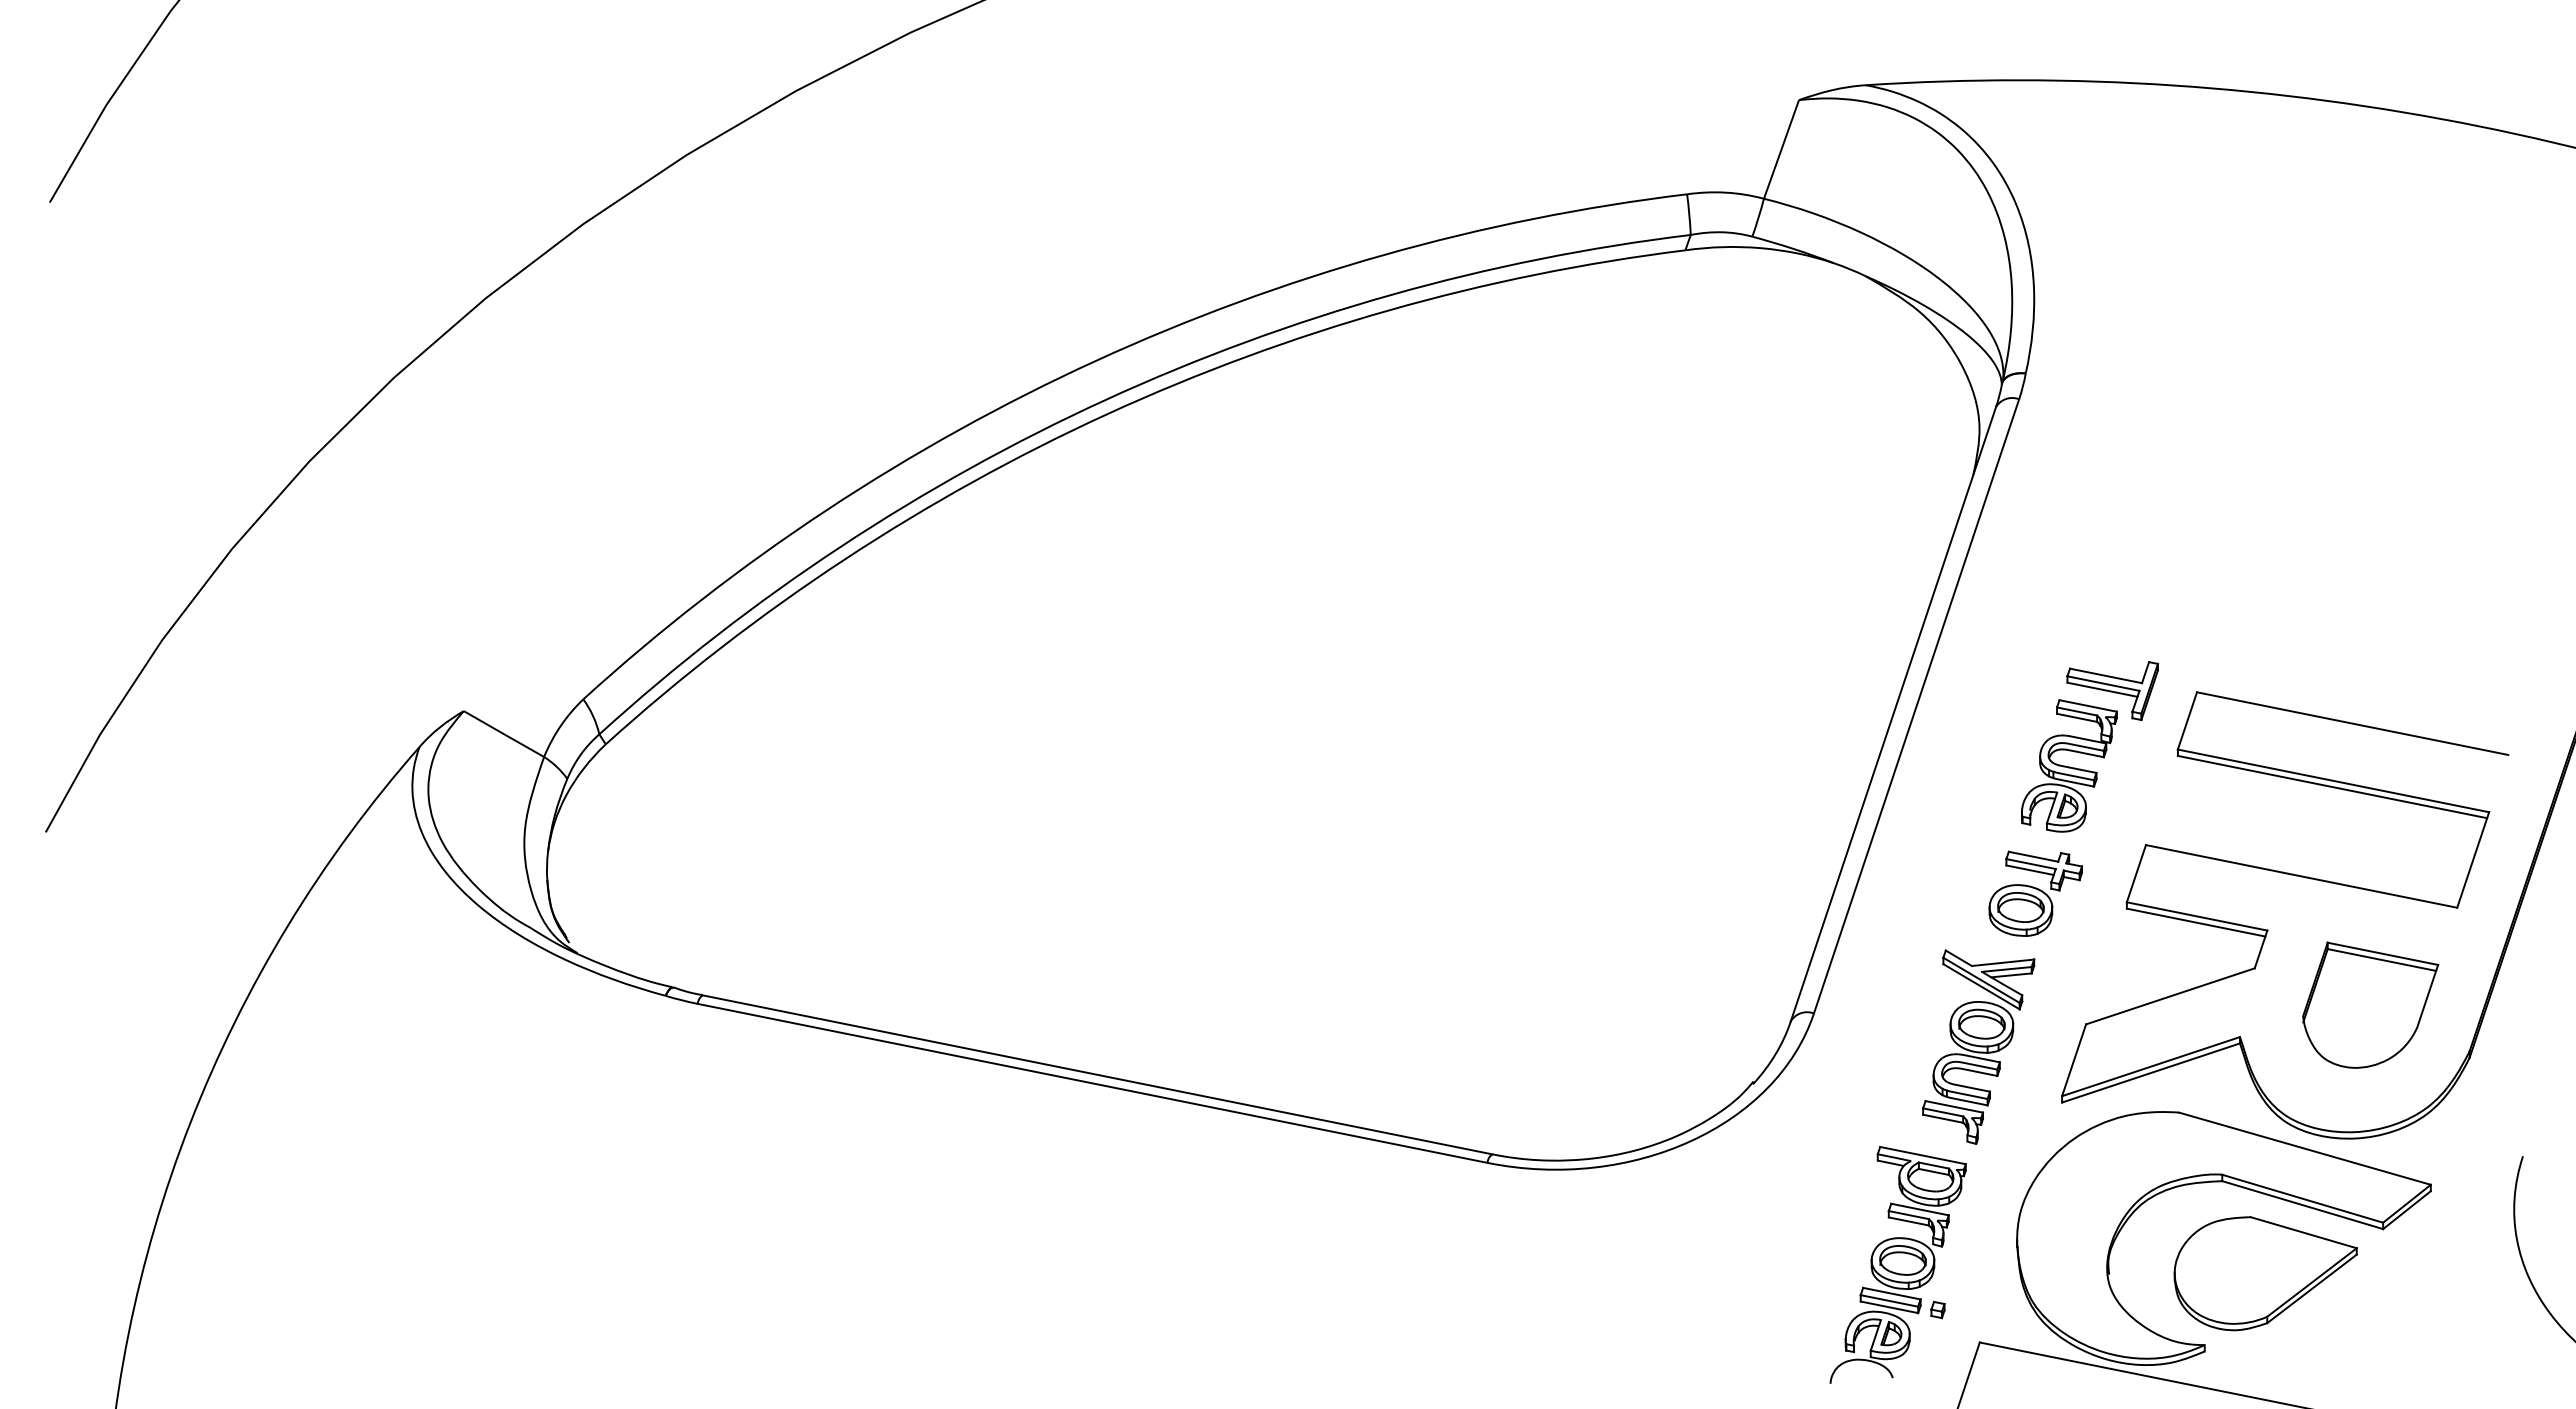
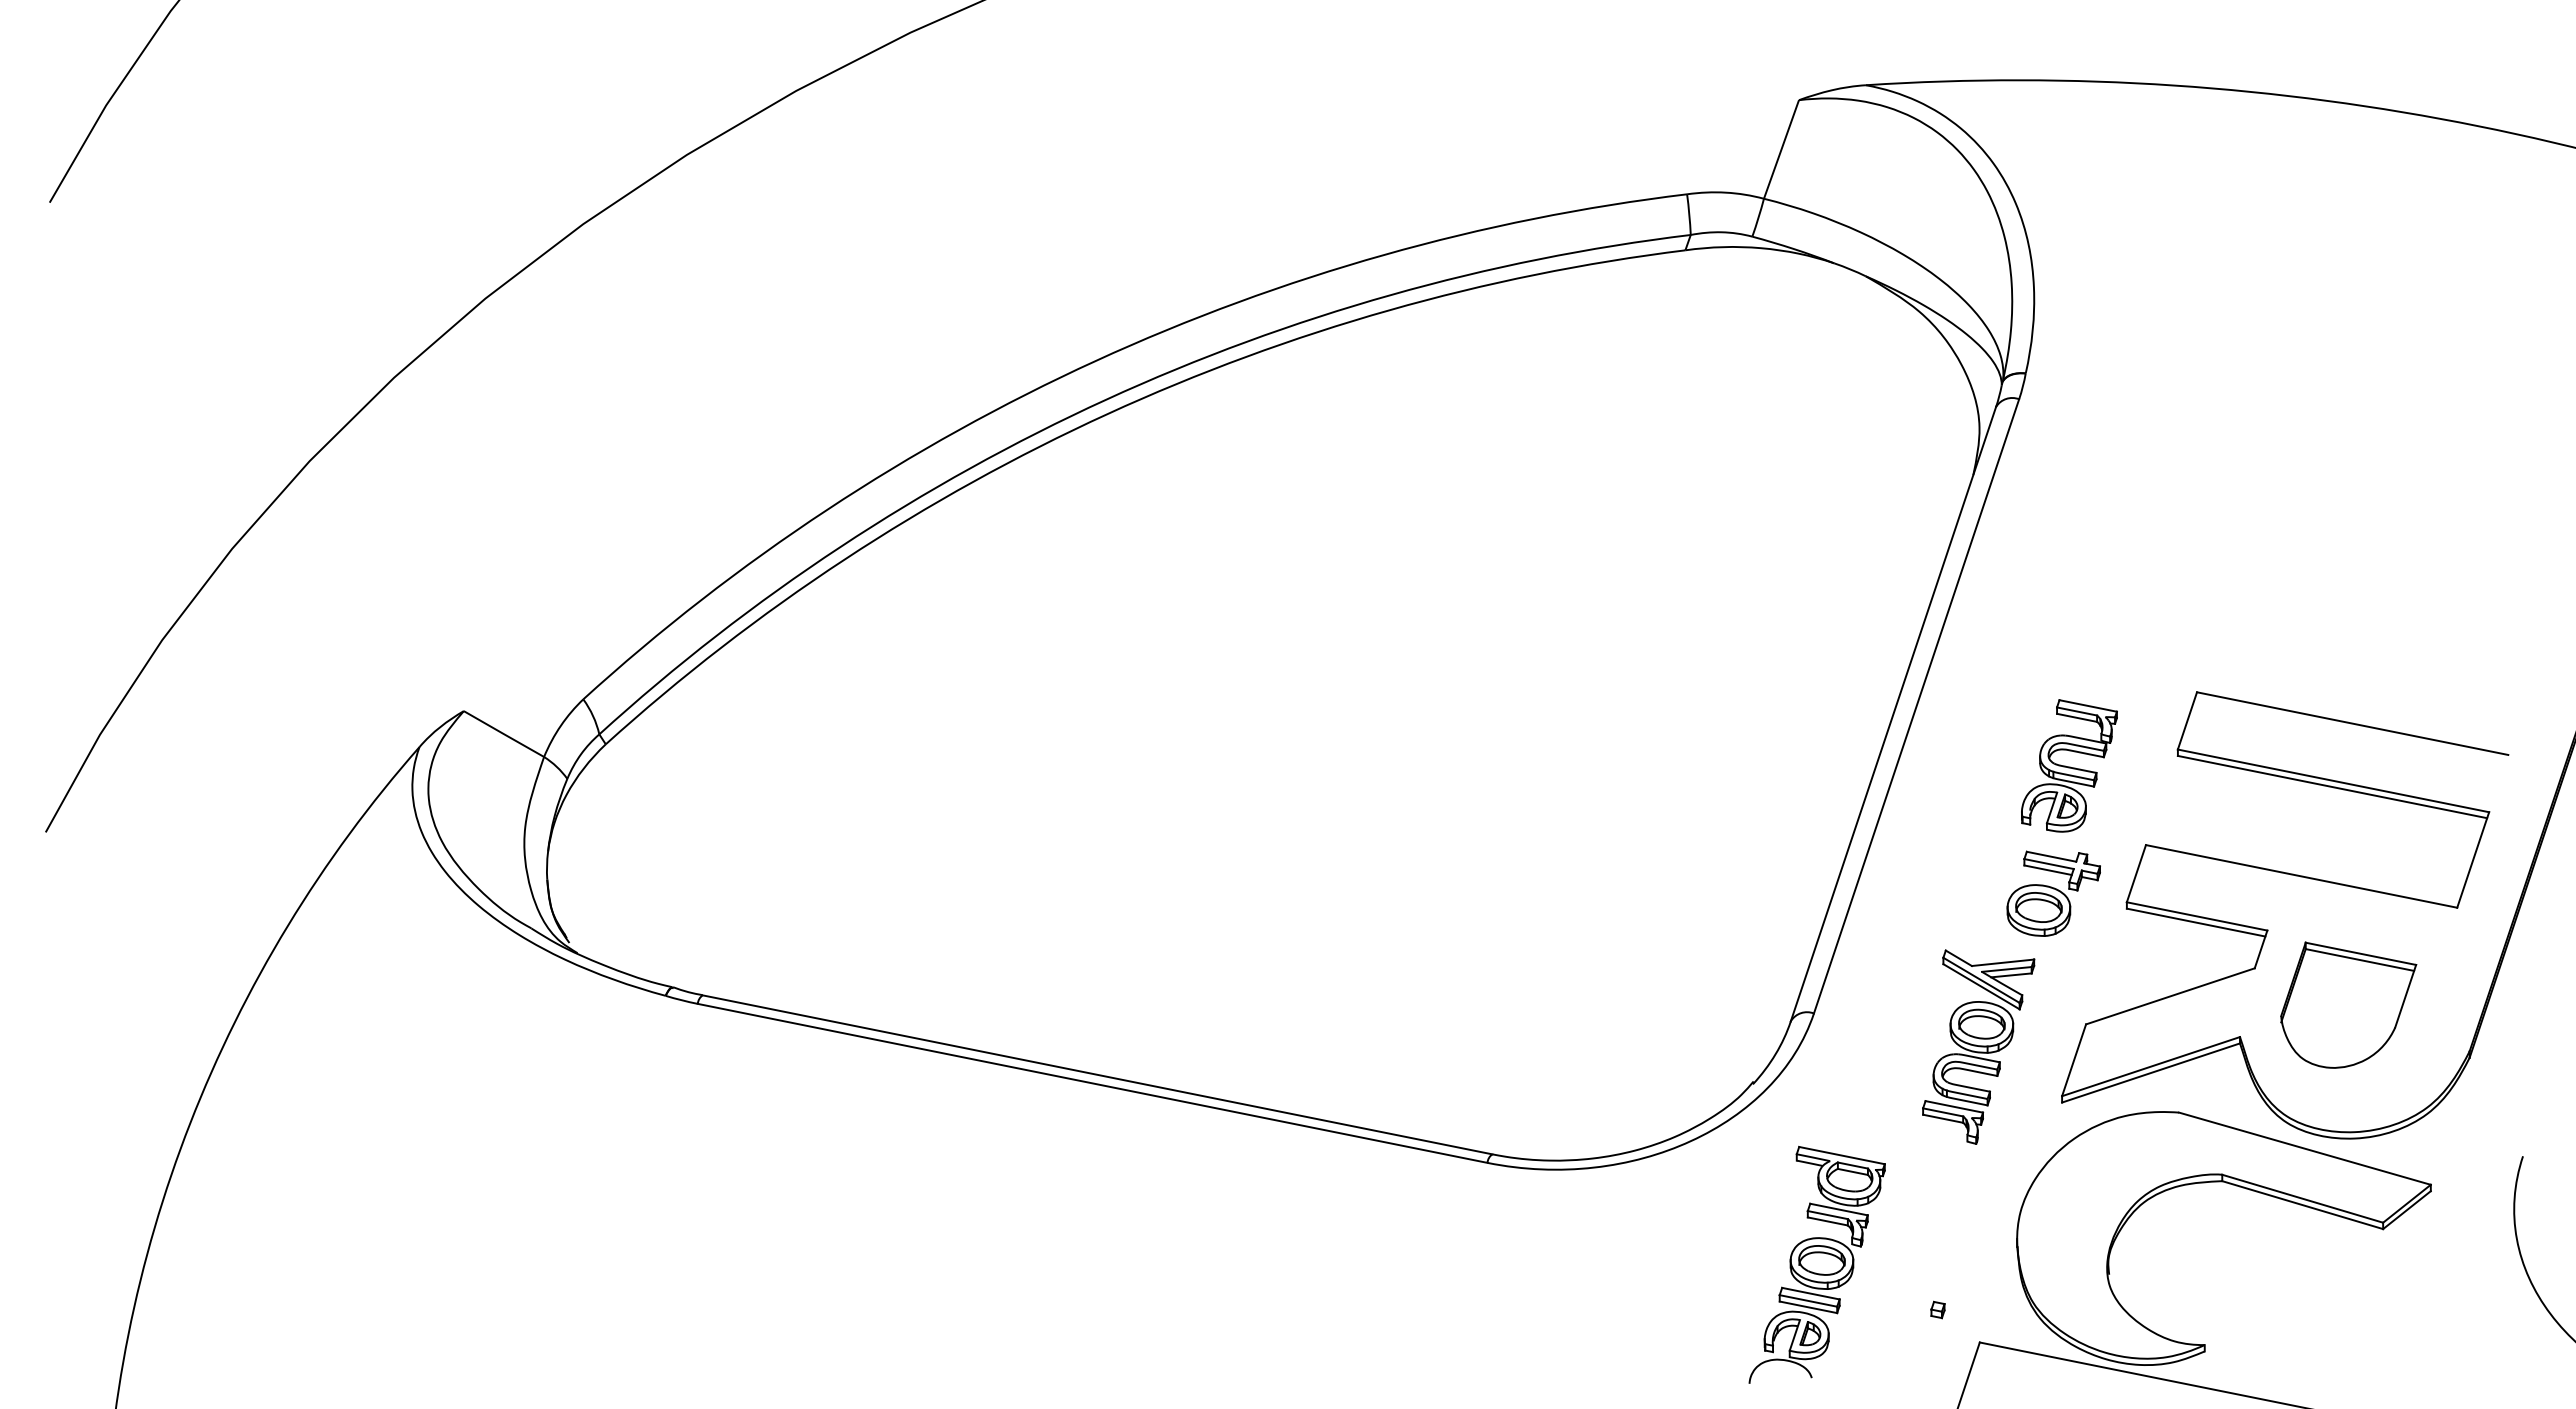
part: present -> none (2112, 691)
part position: (2035, 893) -> (2053, 893) (2053, 893)
part position: (2370, 1004) -> (2348, 1004) (2348, 1004)
part position: (1897, 1264) -> (1816, 1264) (1816, 1264)
part: present -> none (2265, 1273)
